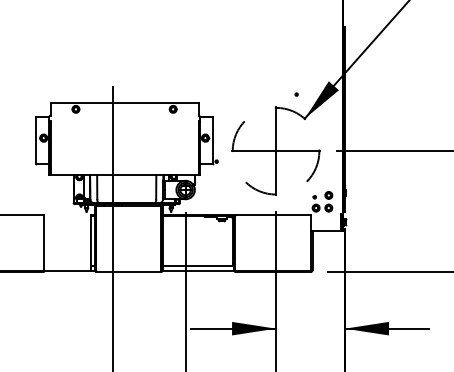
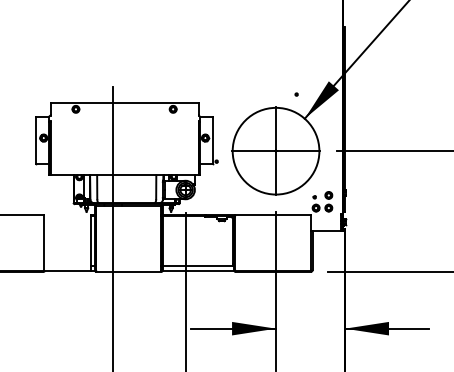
circle: dashed -> solid (275, 150)
